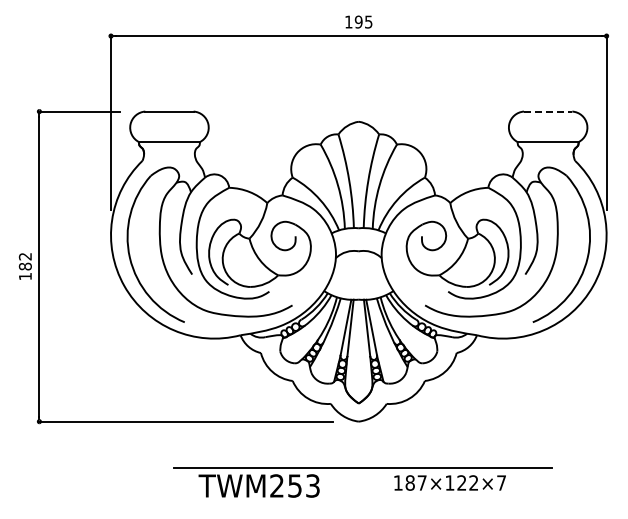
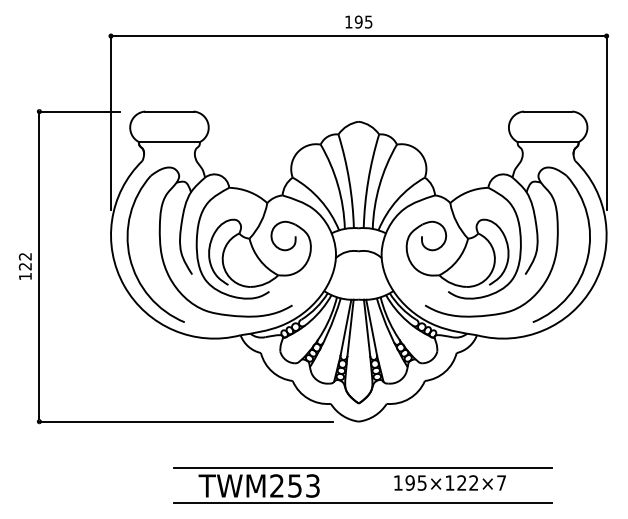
line: dashed -> solid (548, 111)
text: 182 -> 122 (25, 266)
text: 187×122×7 -> 195×122×7 (415, 482)
line: none -> present (363, 503)
